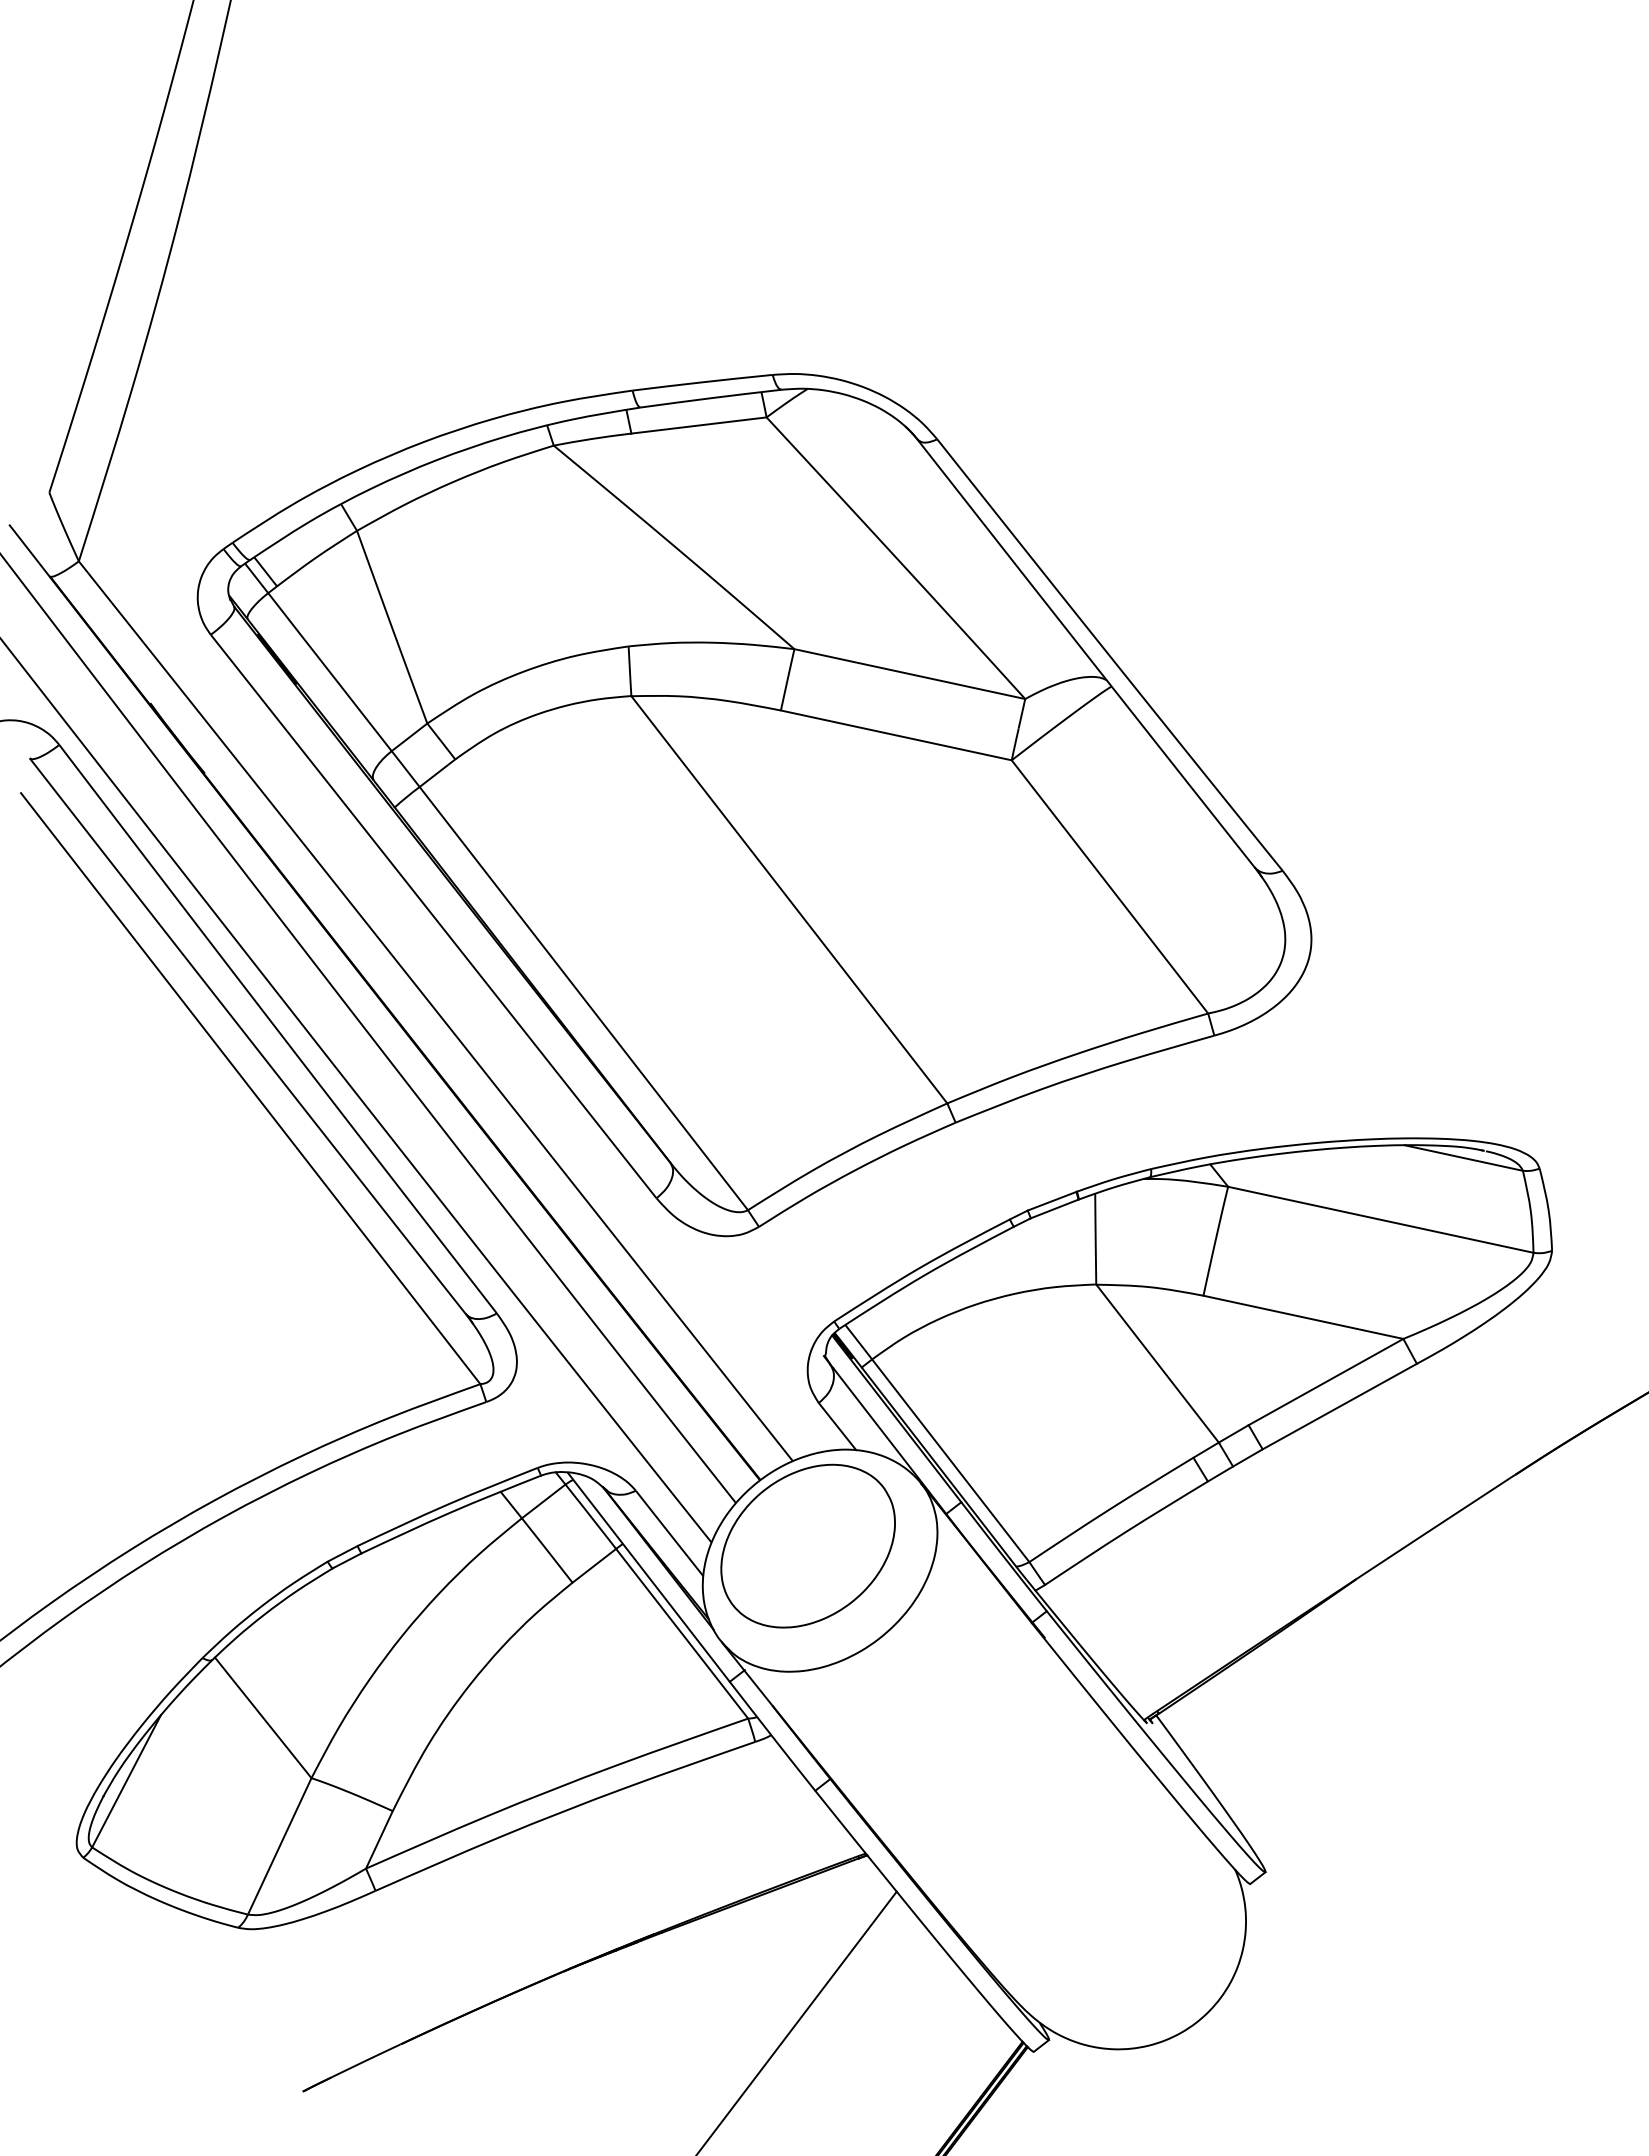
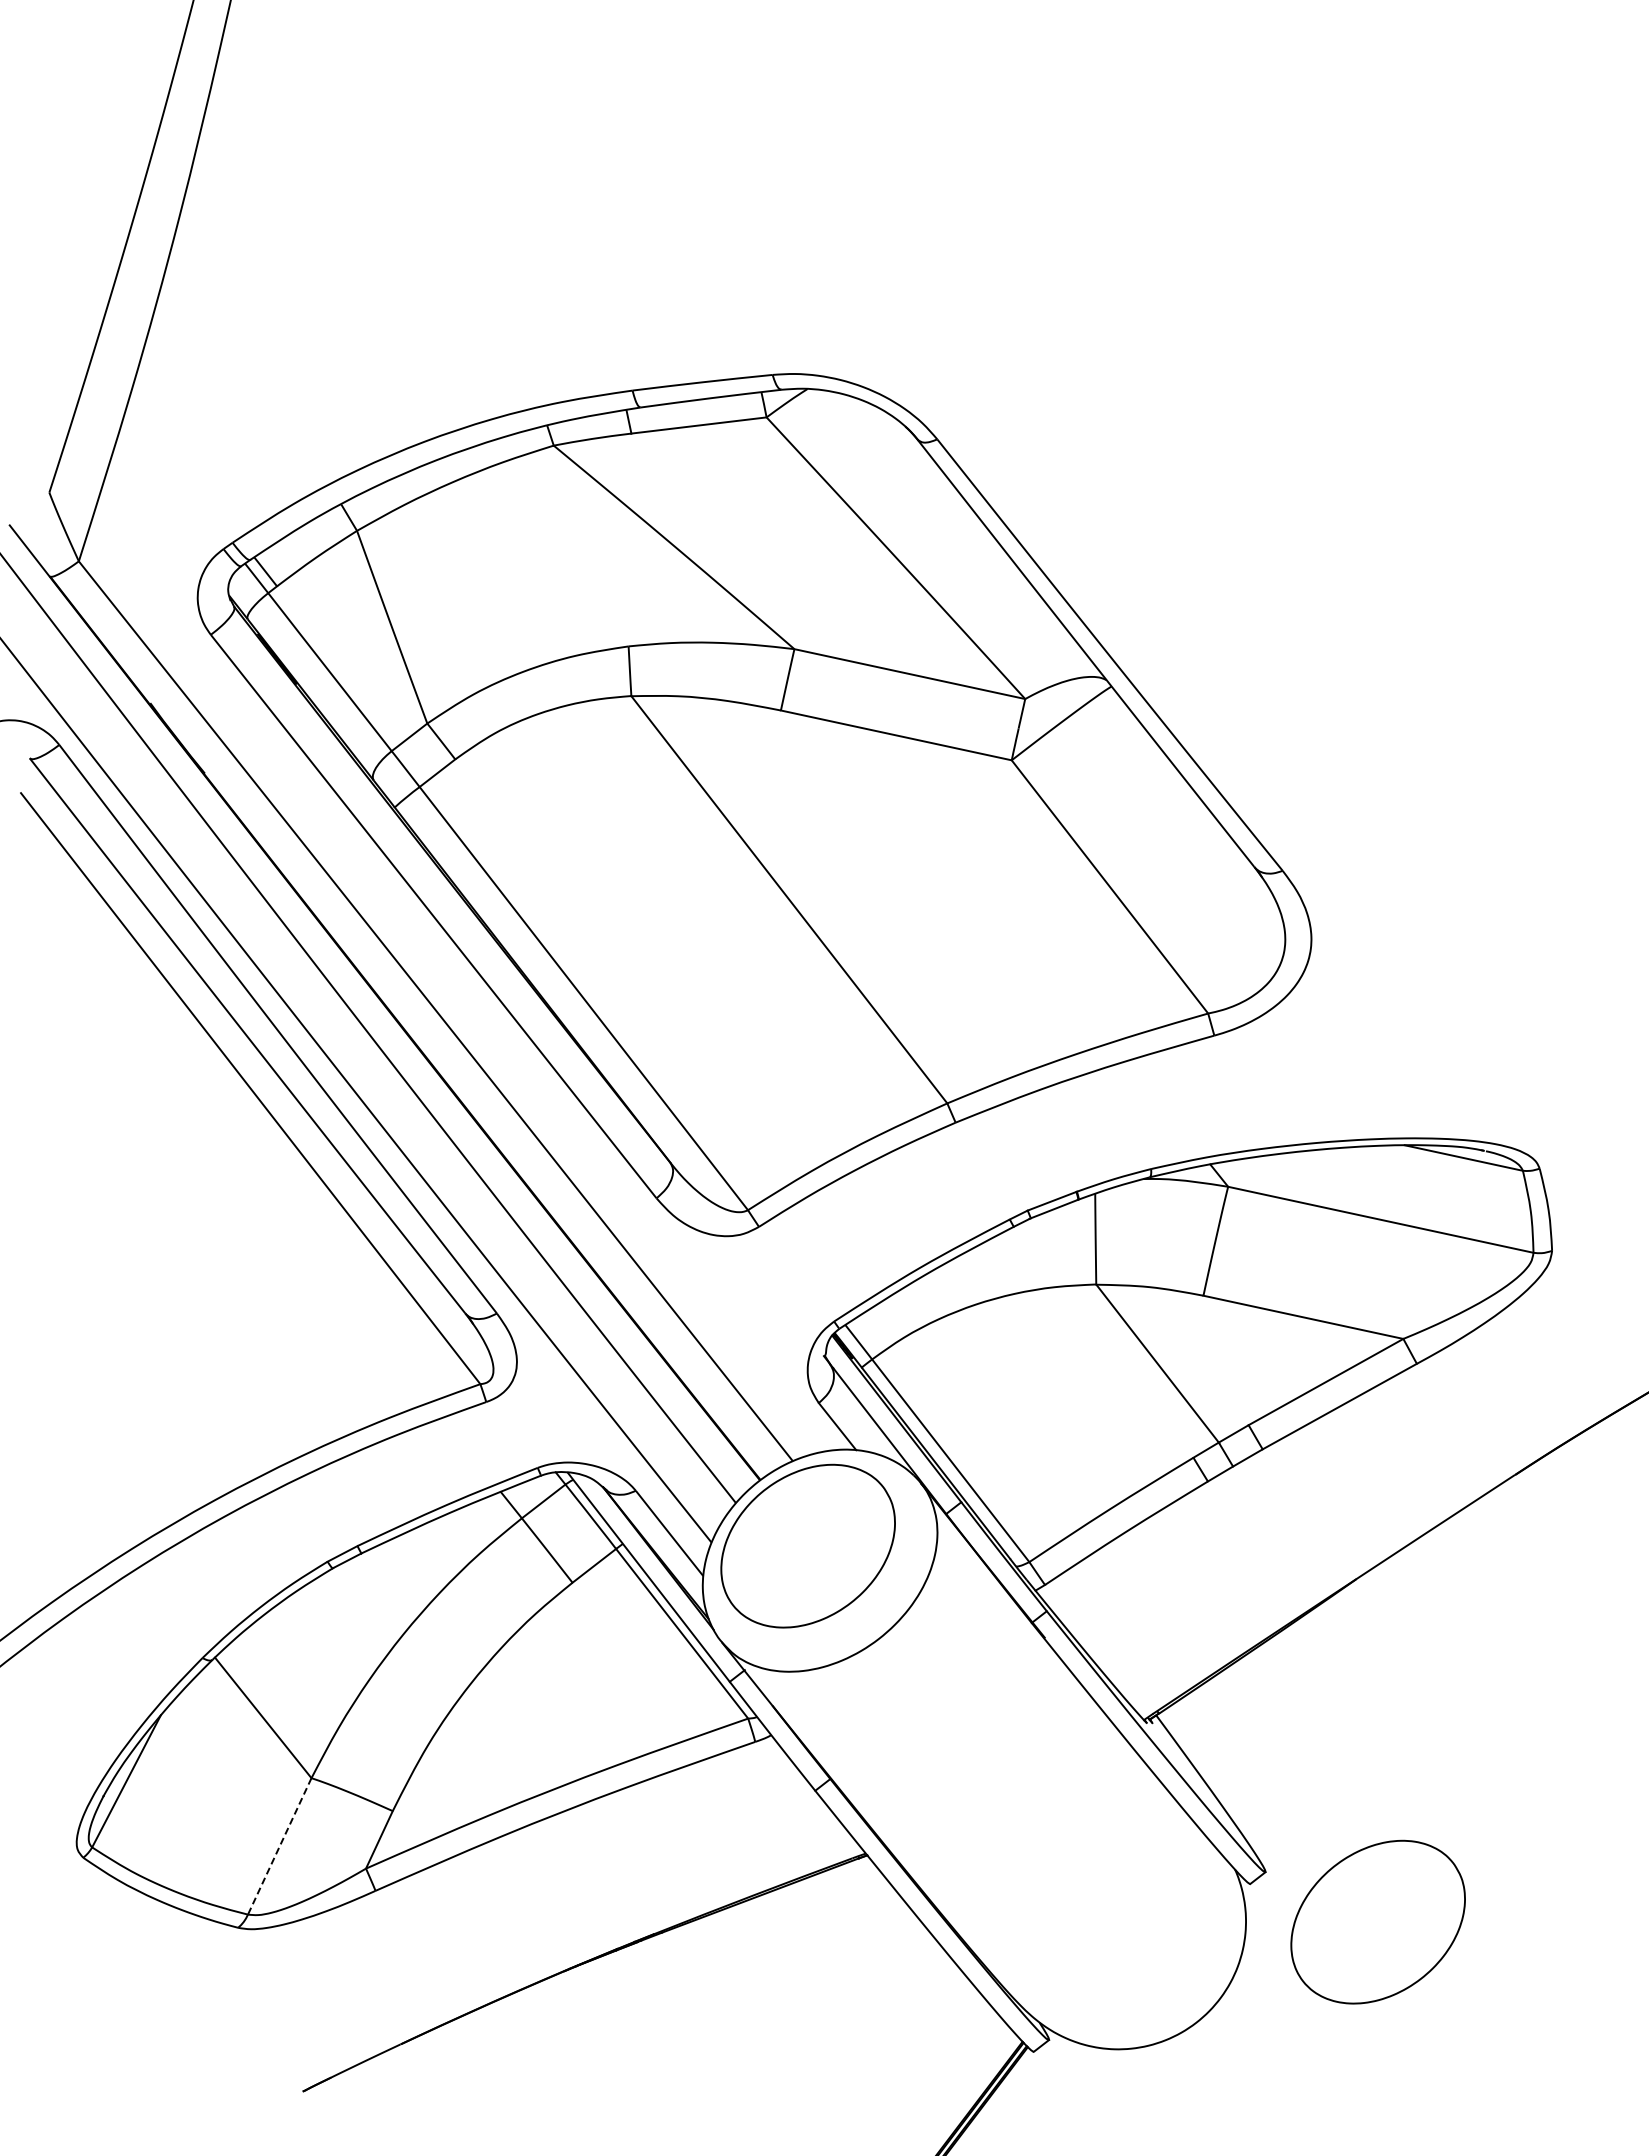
line: solid -> dashed (279, 1846)
part: none -> present (1377, 1921)
line: present -> none (797, 2021)
